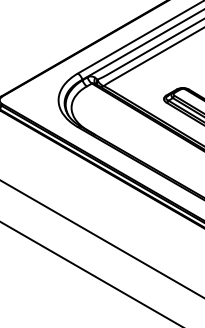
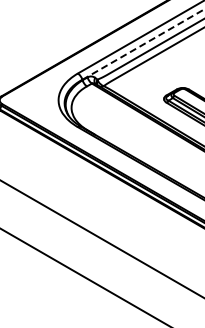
line: solid -> dashed (143, 44)
line position: (90, 273) -> (84, 276) (84, 276)
